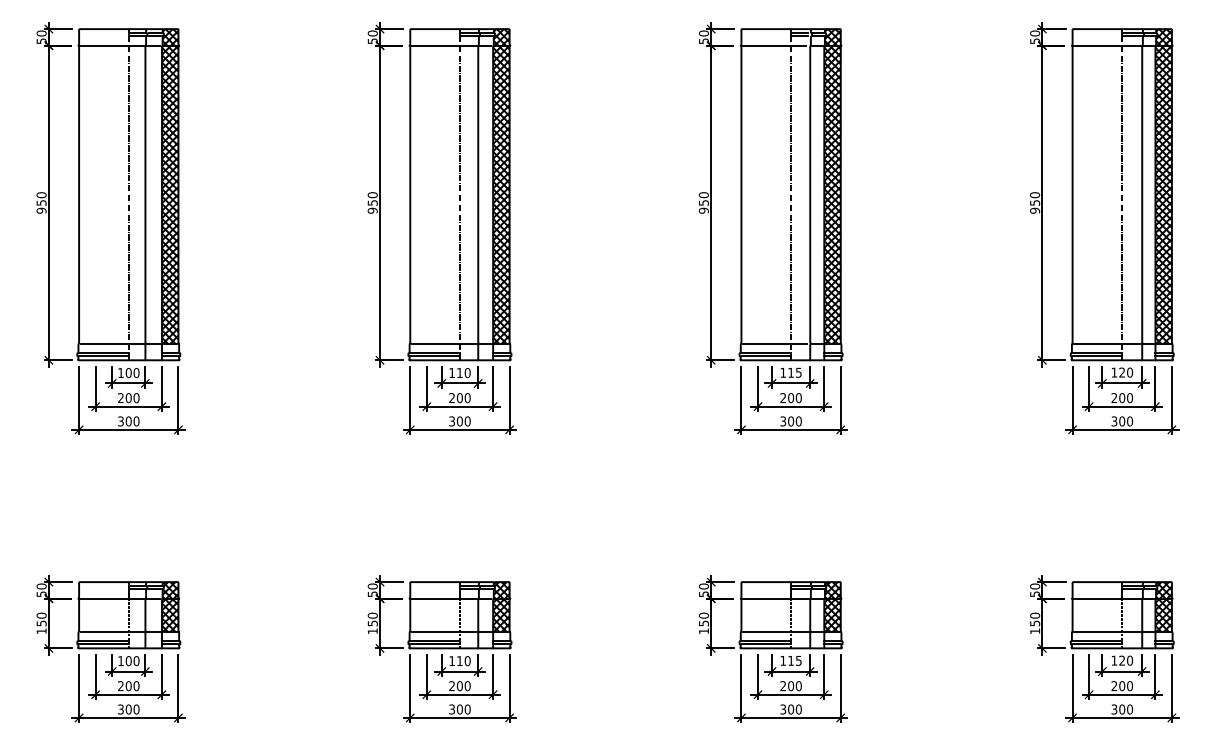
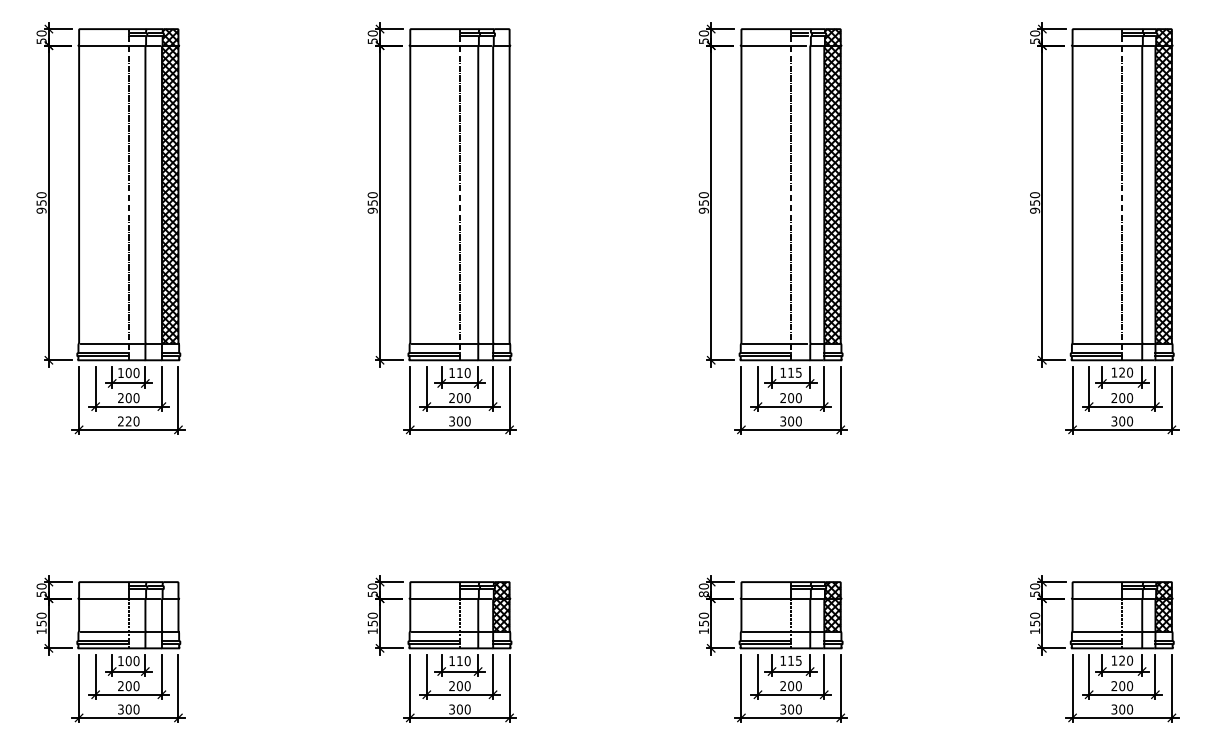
hatch: present -> none (501, 186)
text: 300 -> 220 (124, 421)
text: 50 -> 80 (703, 594)
hatch: present -> none (169, 606)
